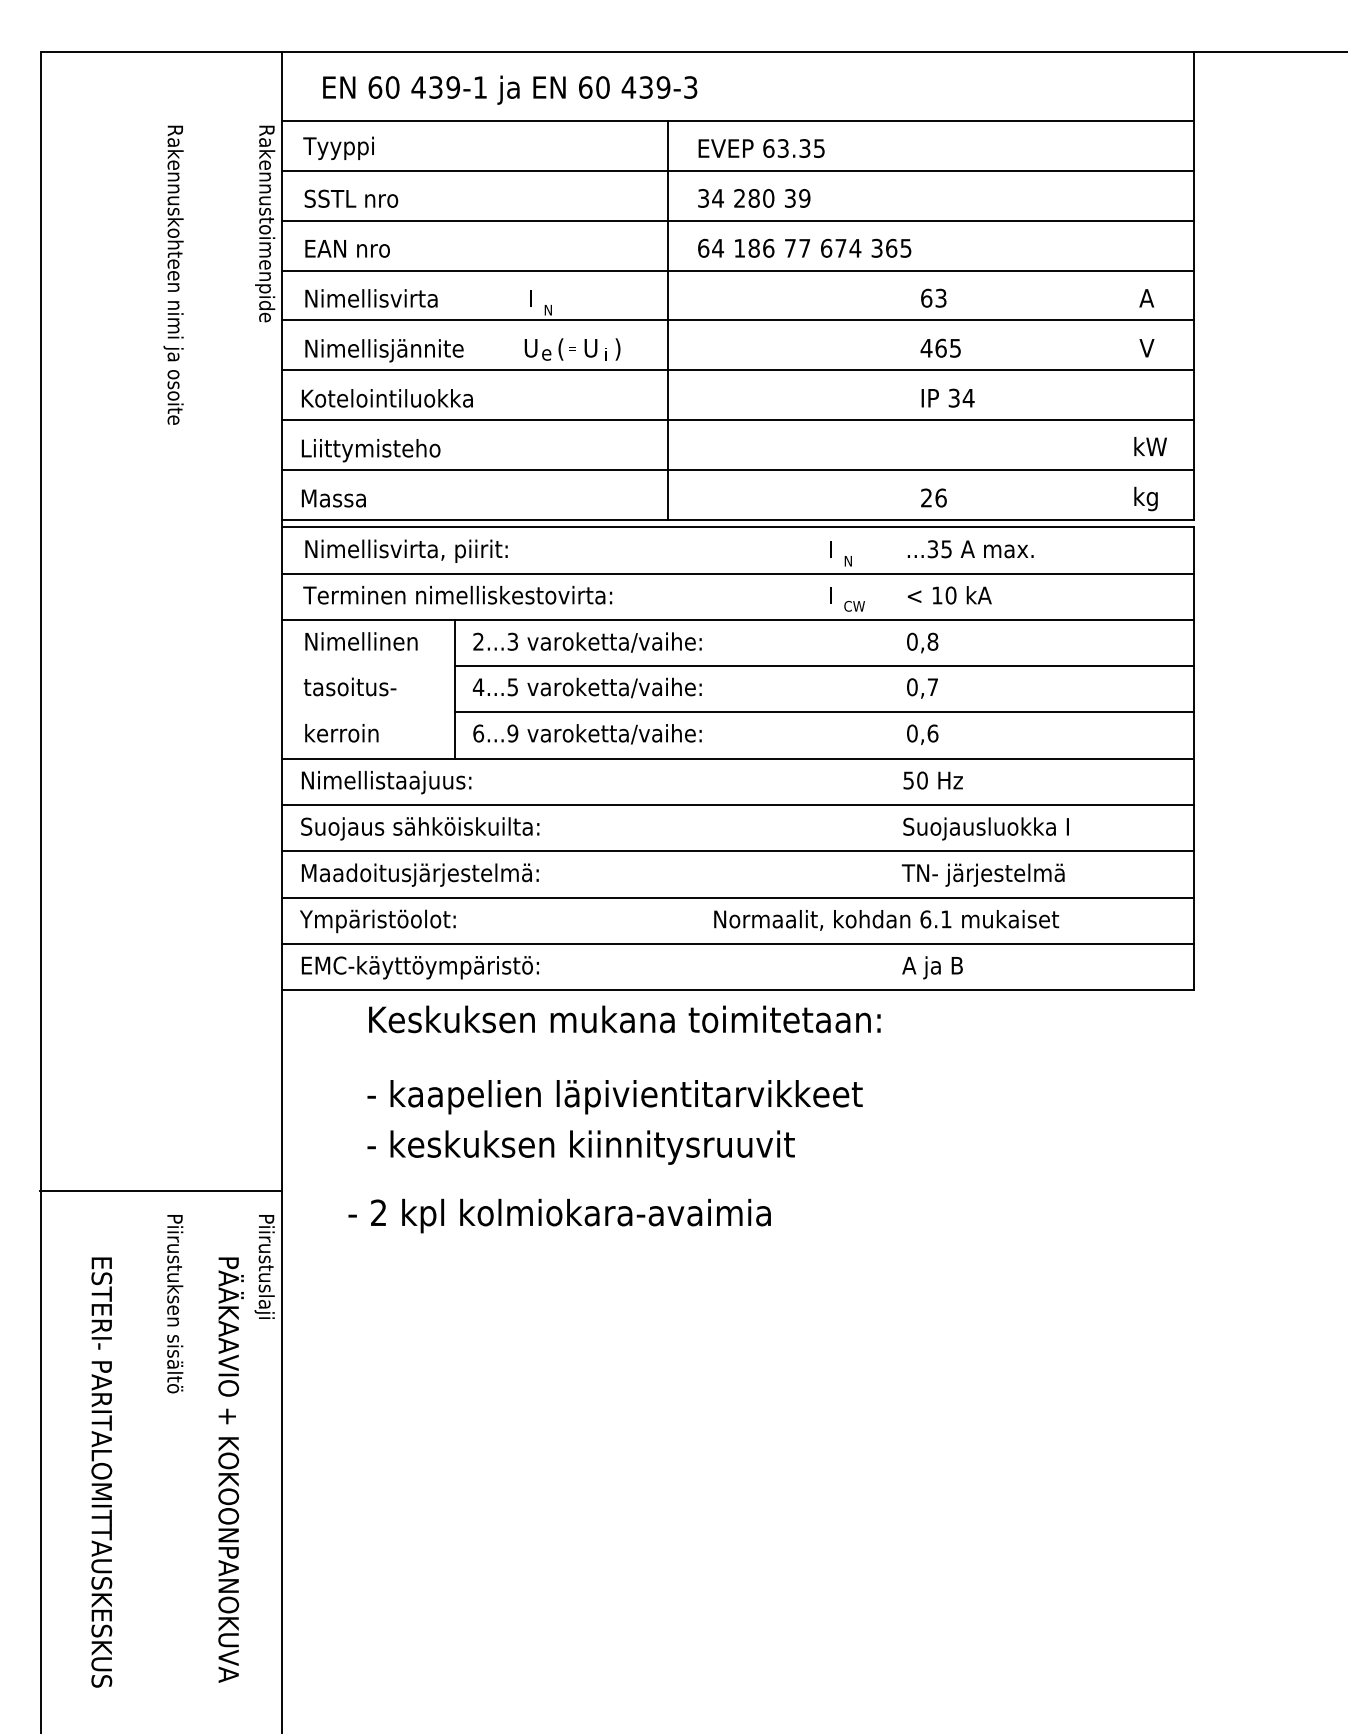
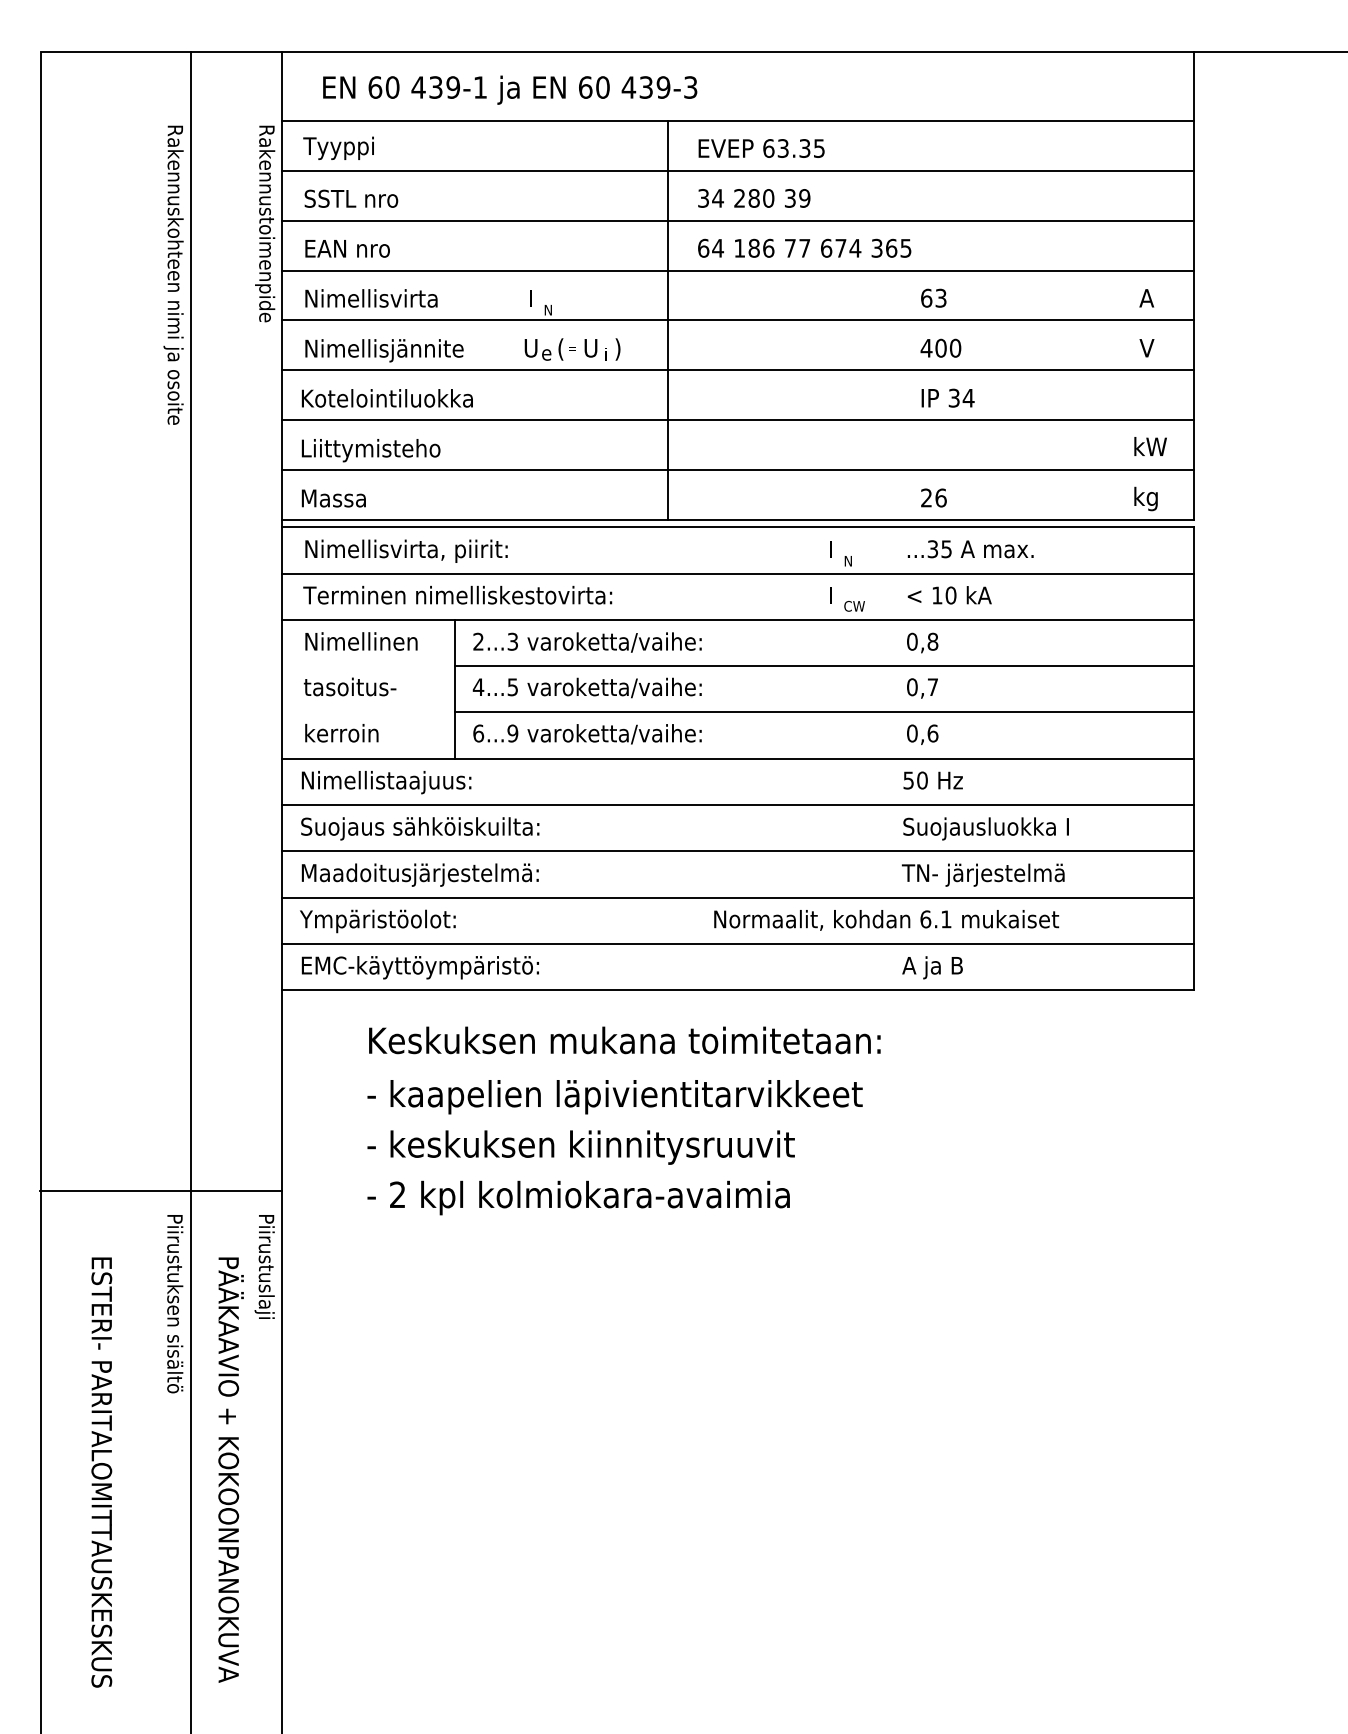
text: 465 -> 400 (948, 347)
line: none -> present (190, 891)
text position: (624, 1019) -> (624, 1040) (624, 1040)
text position: (559, 1215) -> (578, 1197) (578, 1197)
